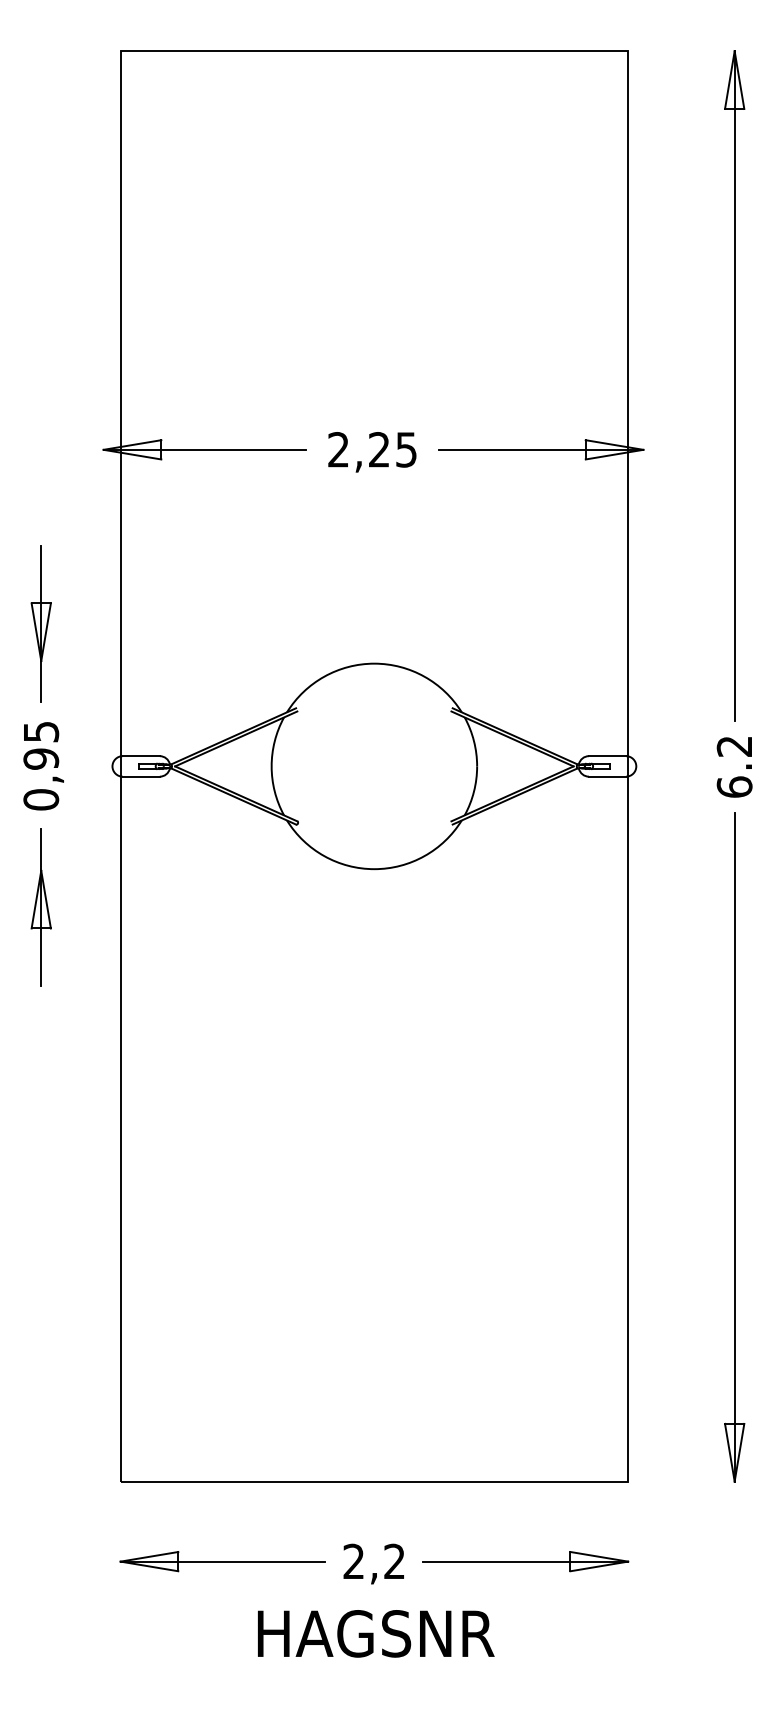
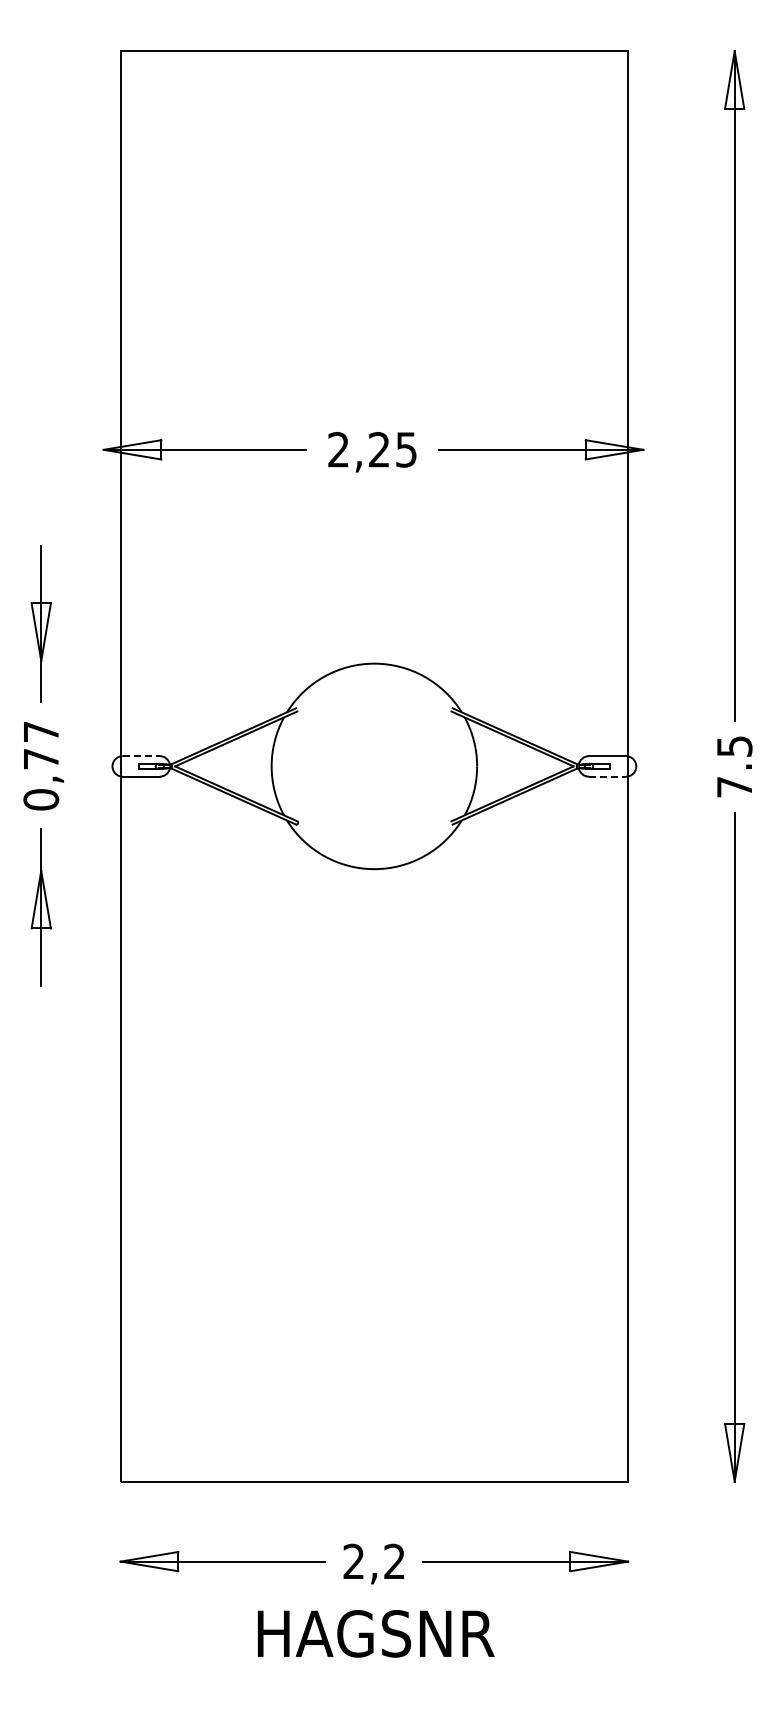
text: 0,95 -> 0,77 (41, 745)
line: solid -> dashed (141, 756)
text: 6.2 -> 7.5 (734, 766)
line: solid -> dashed (607, 776)
